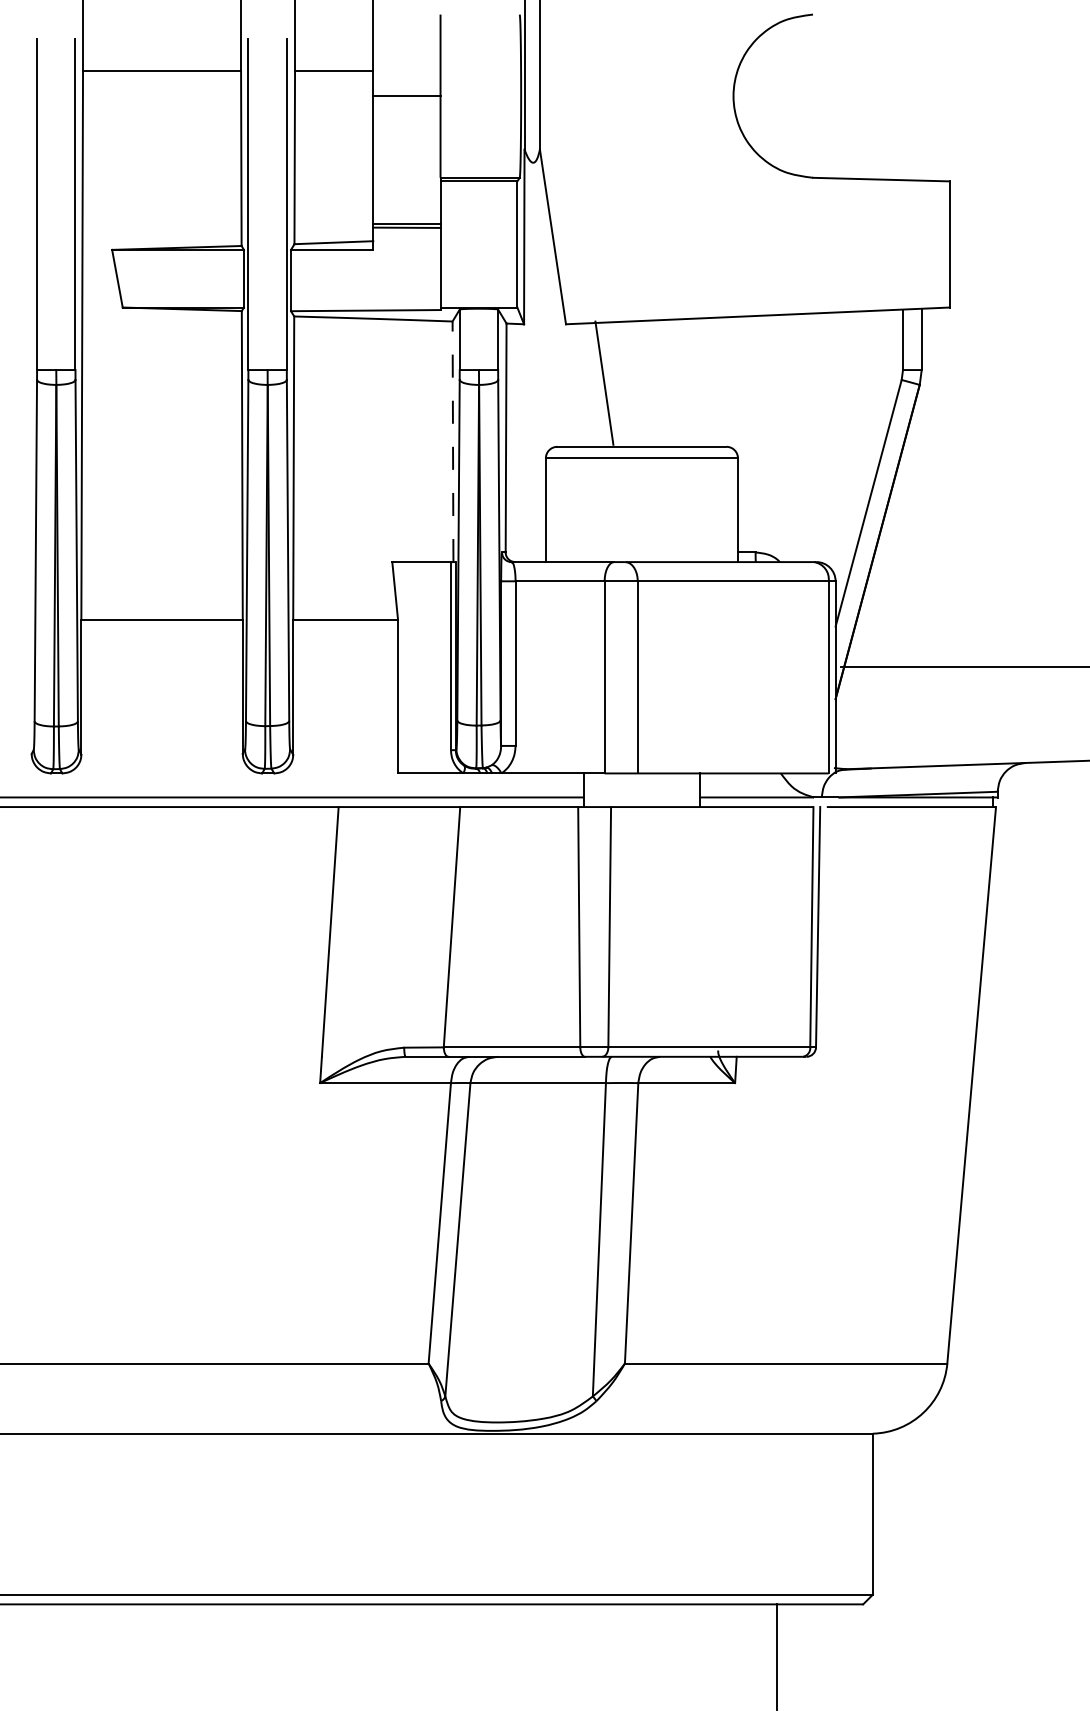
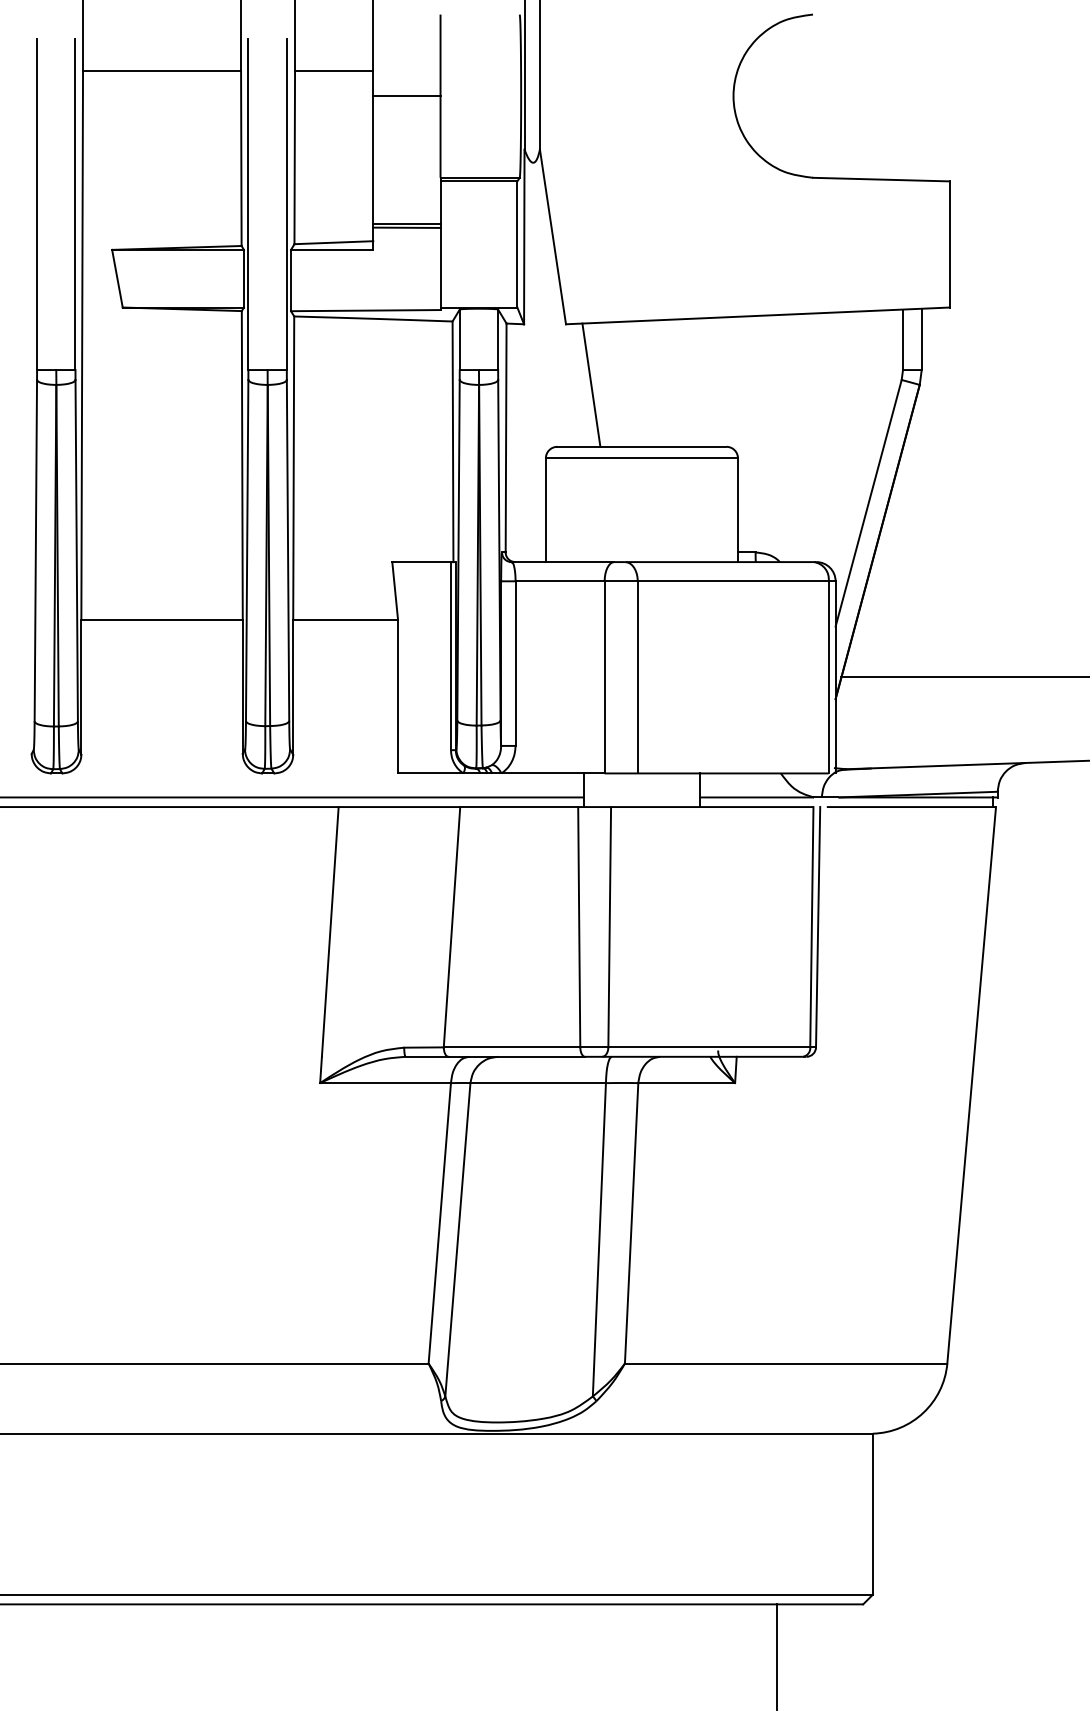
line position: (604, 382) -> (591, 384) (591, 384)
line: dashed -> solid (453, 441)
line position: (963, 667) -> (963, 677) (963, 677)
